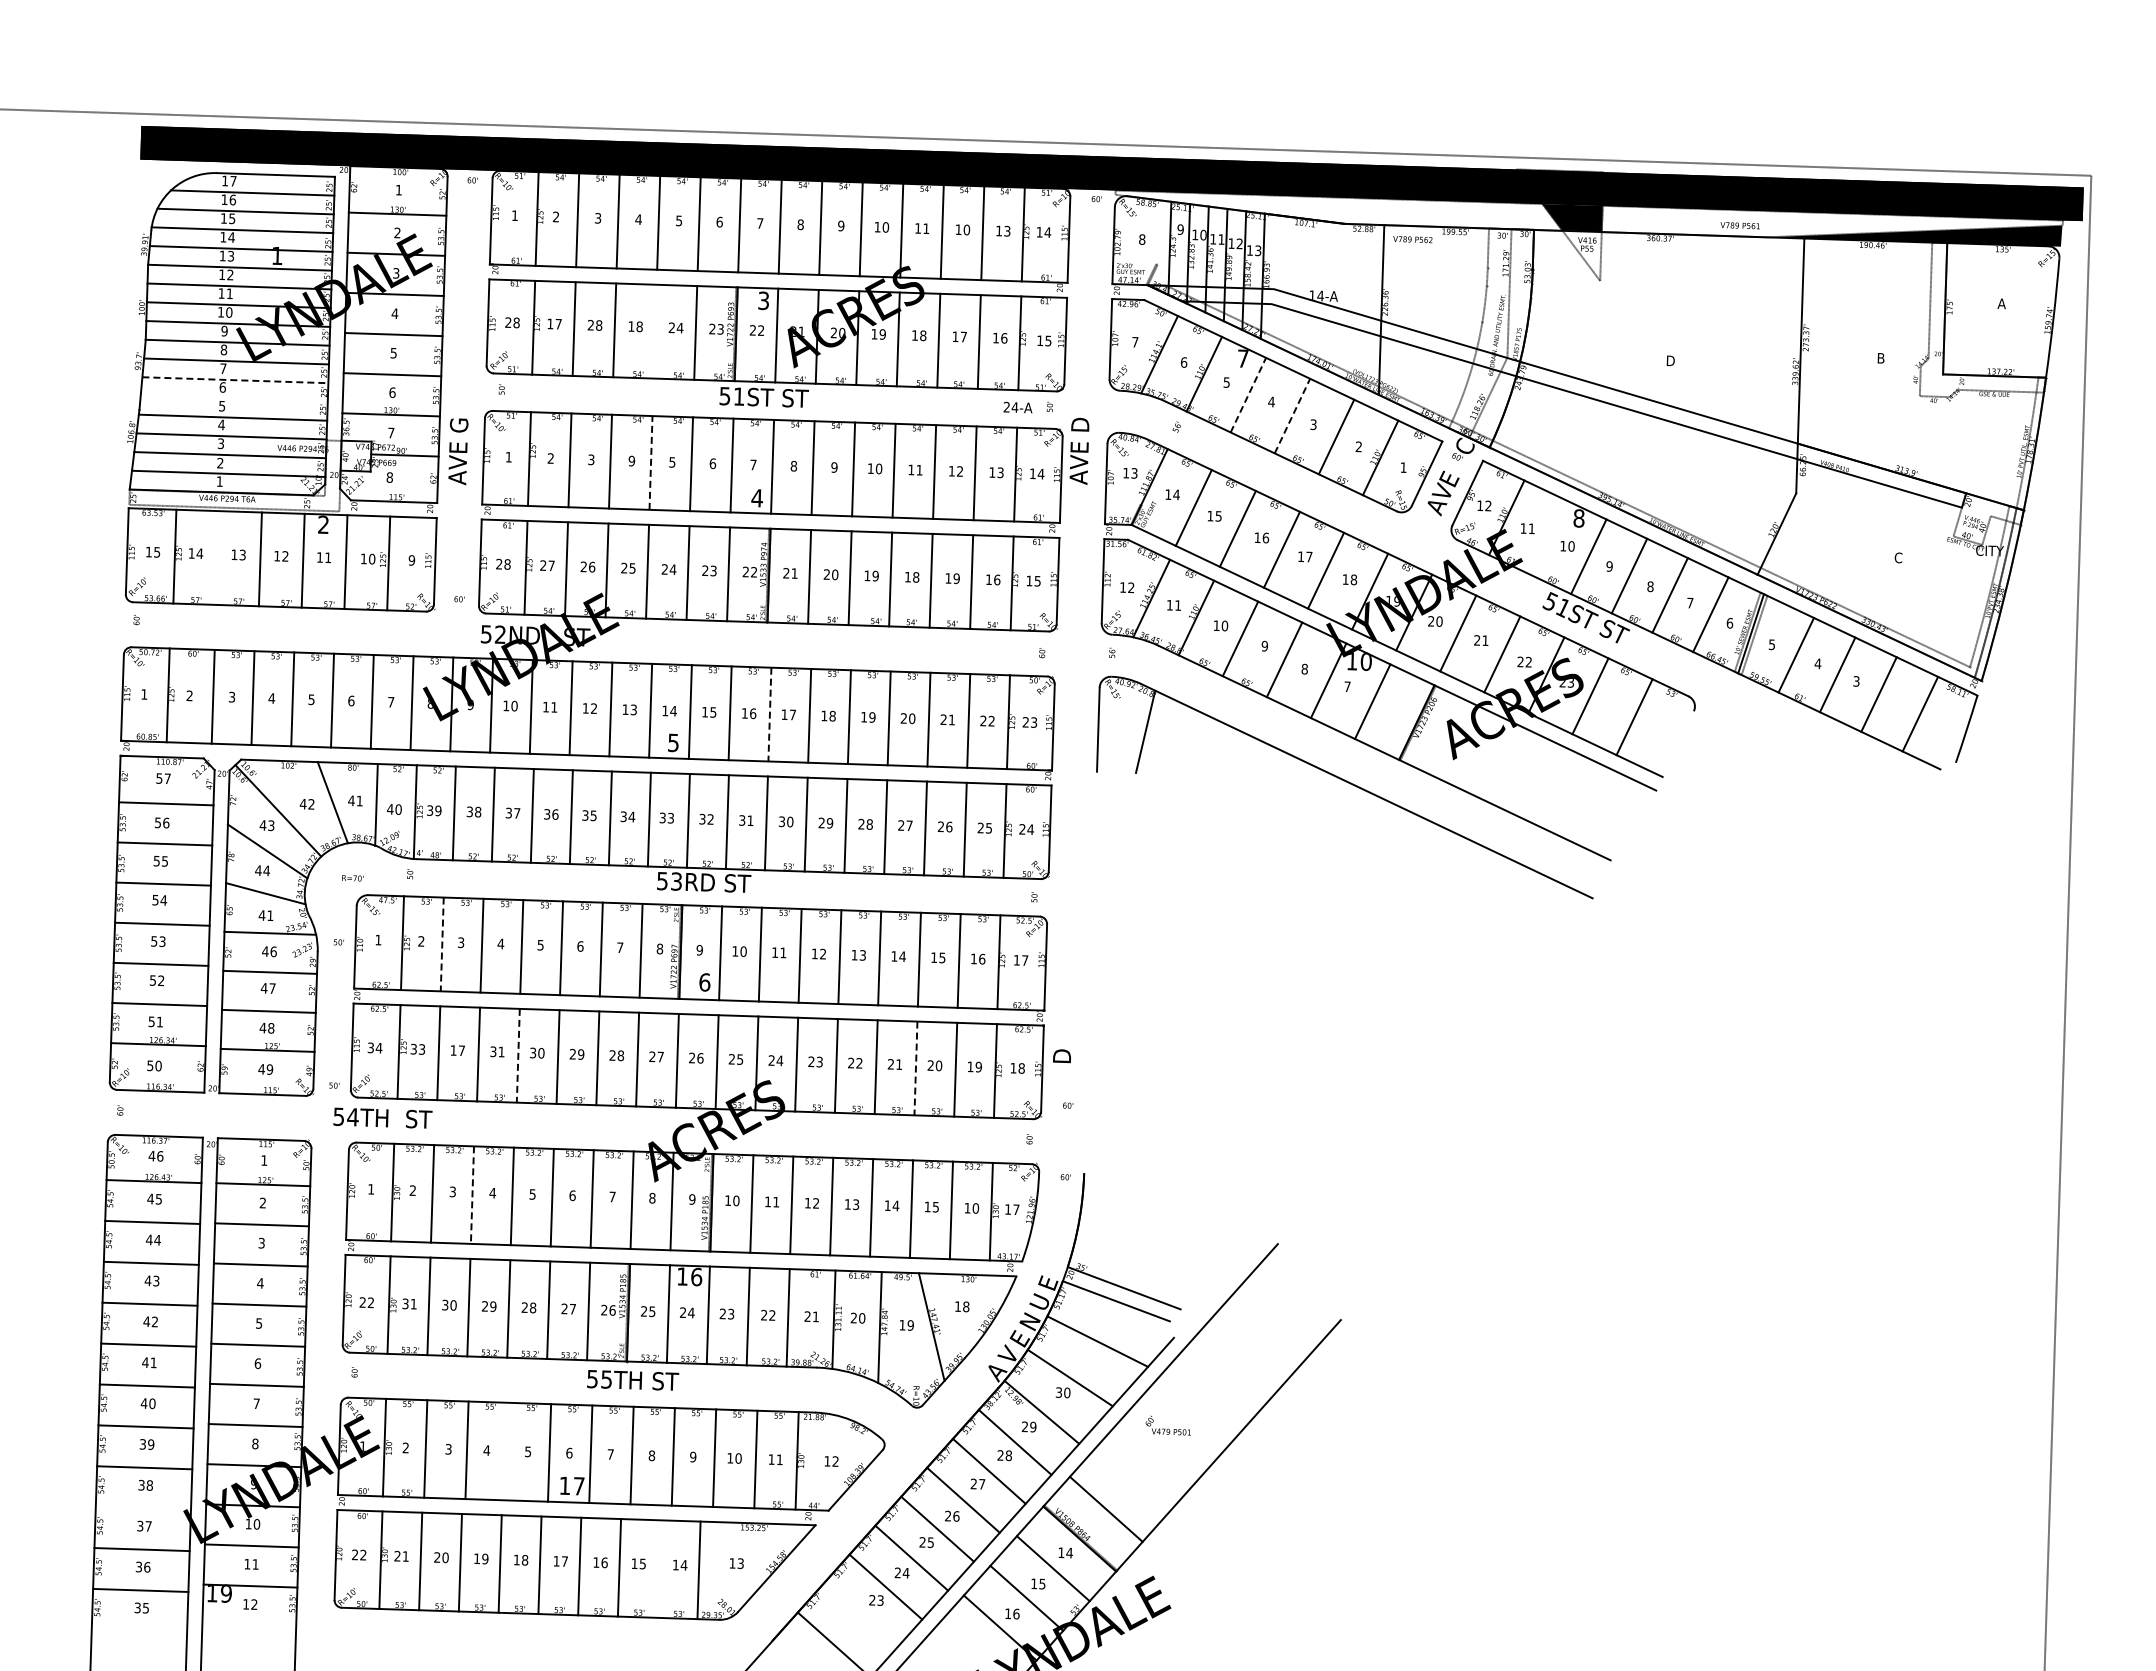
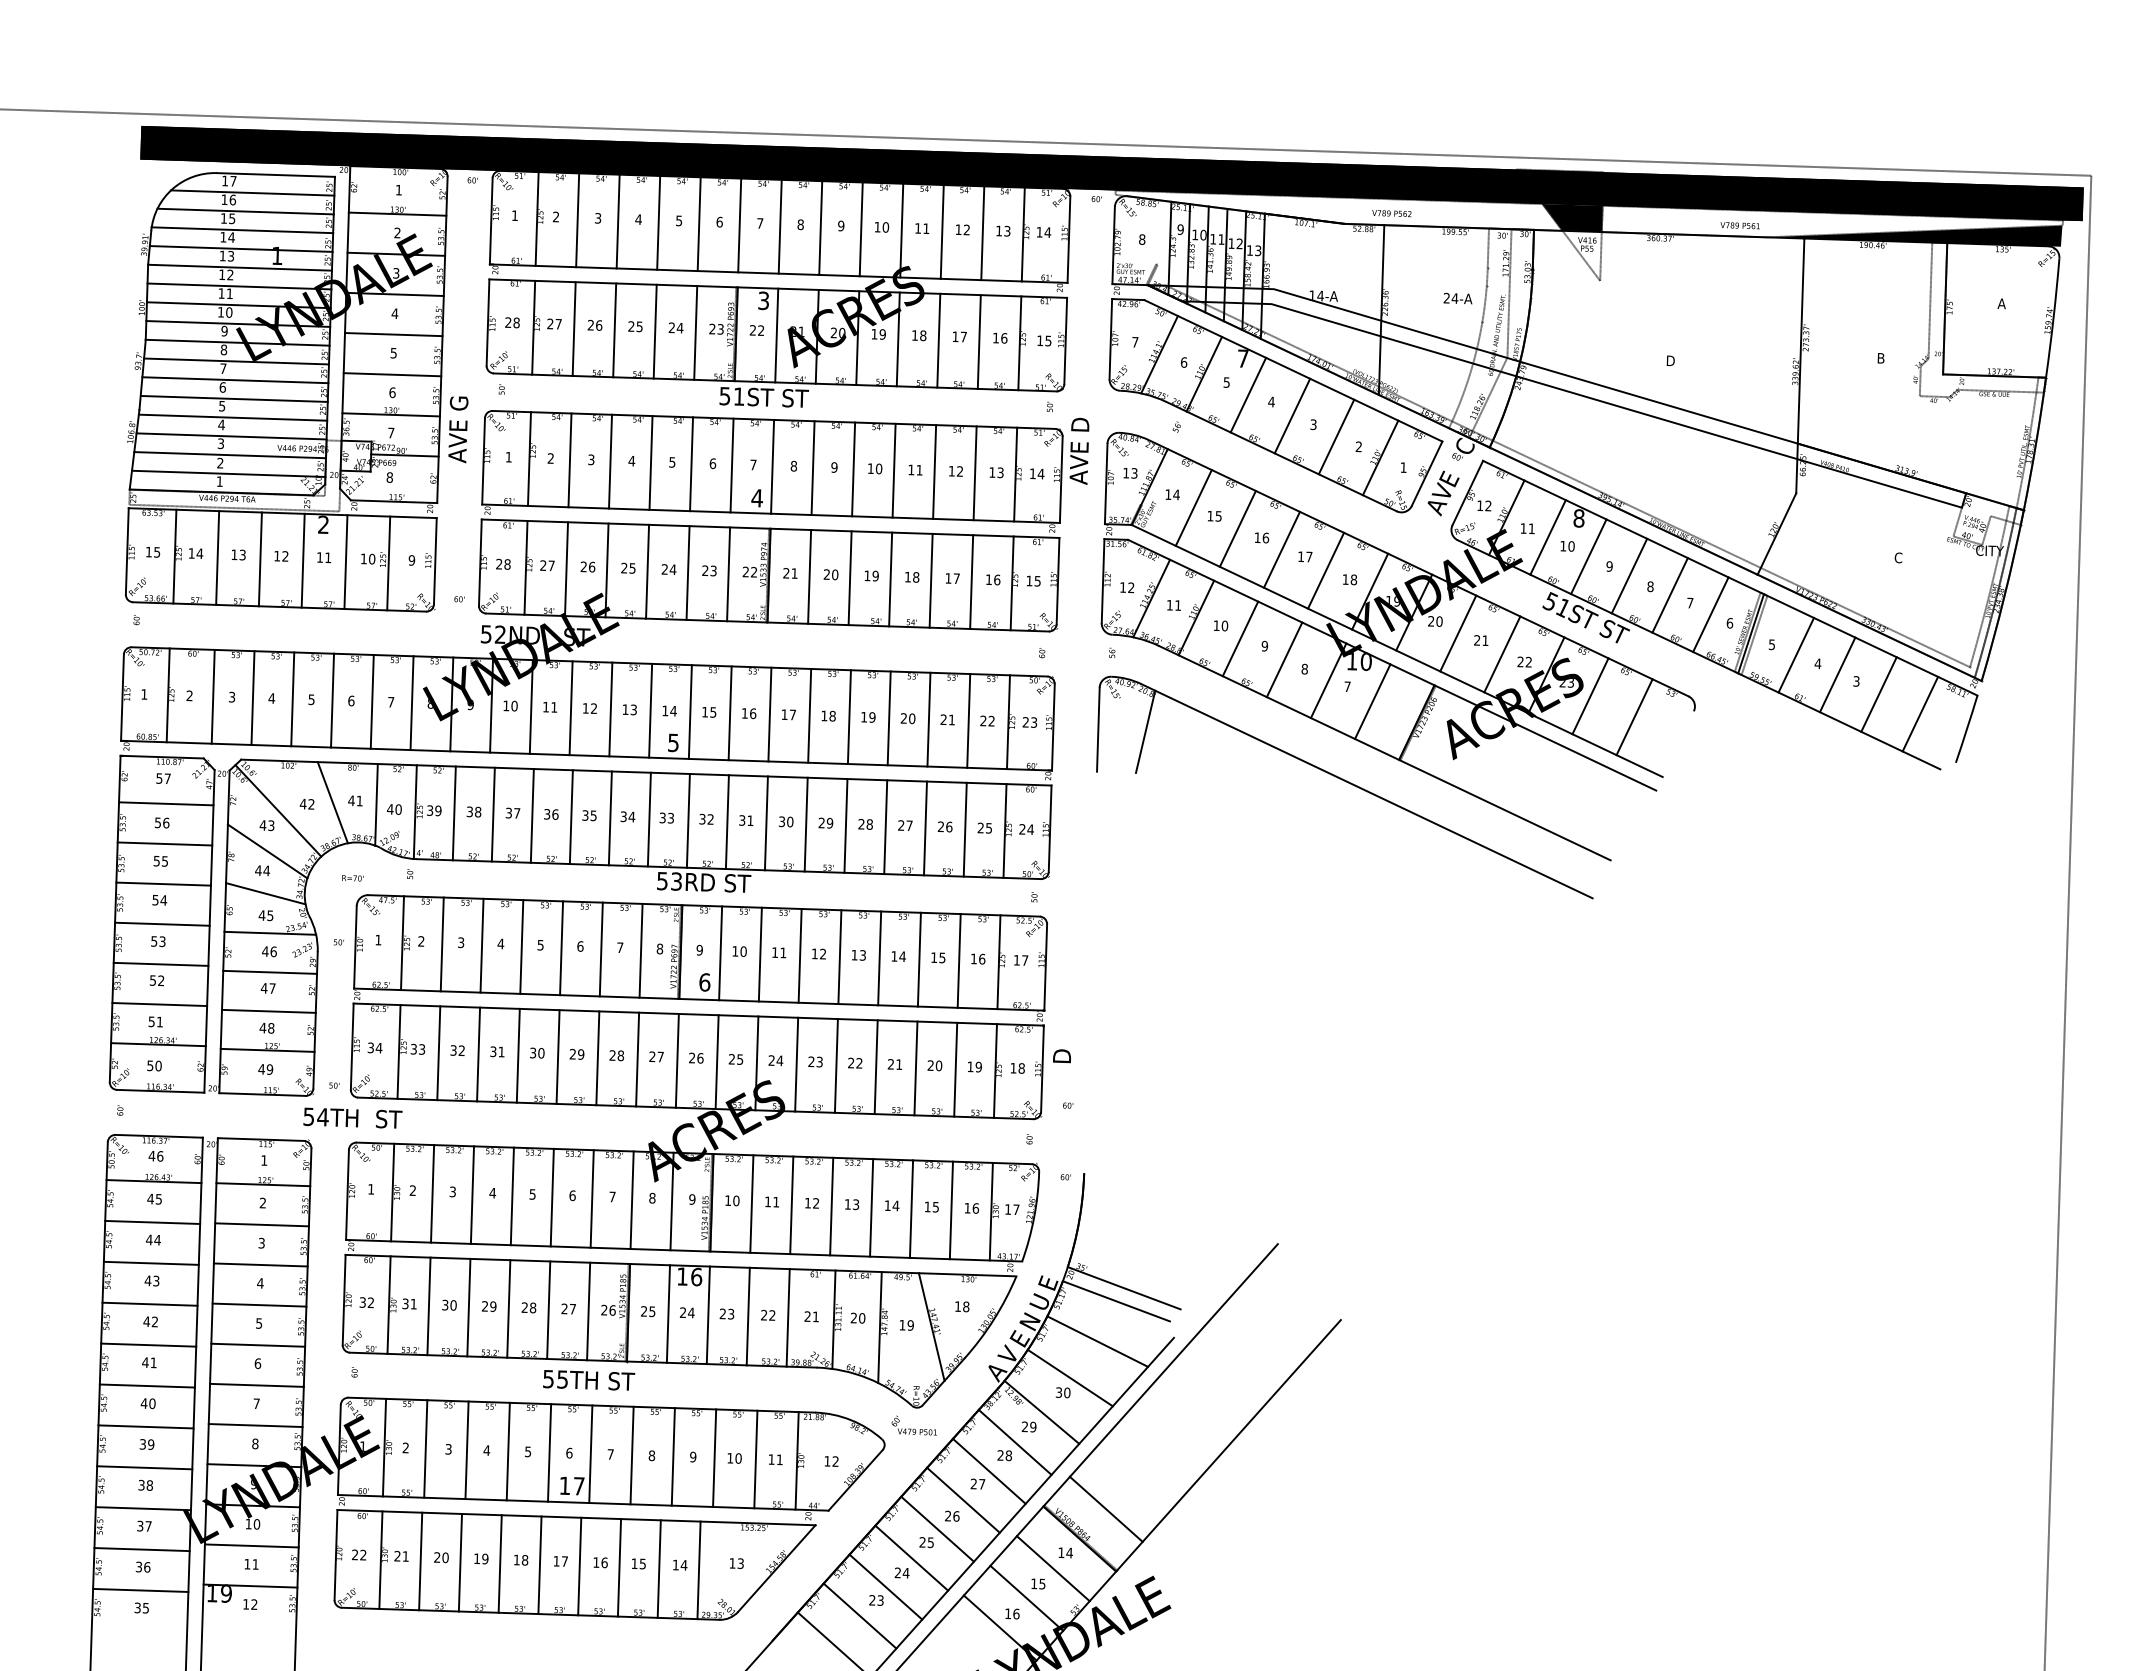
text: 10 -> 12 (966, 229)
text position: (1412, 239) -> (1391, 213) (1391, 213)
text: 17 -> 27 (550, 323)
text: 28 -> 26 (599, 325)
text: 18 -> 25 (635, 326)
line: none -> present (654, 331)
line: dashed -> solid (235, 380)
line: dashed -> solid (1248, 394)
line: none -> present (234, 398)
text position: (1017, 407) -> (1457, 298) (1457, 298)
line: dashed -> solid (1292, 415)
text position: (458, 451) -> (458, 429) (458, 429)
text: 9 -> 4 (631, 460)
line: dashed -> solid (651, 462)
line: none -> present (1547, 537)
line: none -> present (217, 557)
text: 19 -> 17 (956, 578)
line: dashed -> solid (769, 714)
text: 41 -> 45 (270, 915)
line: dashed -> solid (442, 944)
text: 17 -> 32 (457, 1050)
line: dashed -> solid (518, 1055)
line: dashed -> solid (915, 1068)
text position: (382, 1117) -> (352, 1117) (352, 1117)
line: dashed -> solid (472, 1195)
text: 10 -> 16 (976, 1208)
text: 22 -> 32 (362, 1302)
text position: (633, 1380) -> (589, 1380) (589, 1380)
text position: (1167, 1425) -> (913, 1425) (913, 1425)
line: none -> present (507, 1451)
line: none -> present (143, 1508)
line: none -> present (658, 1568)
line: none -> present (859, 1615)
